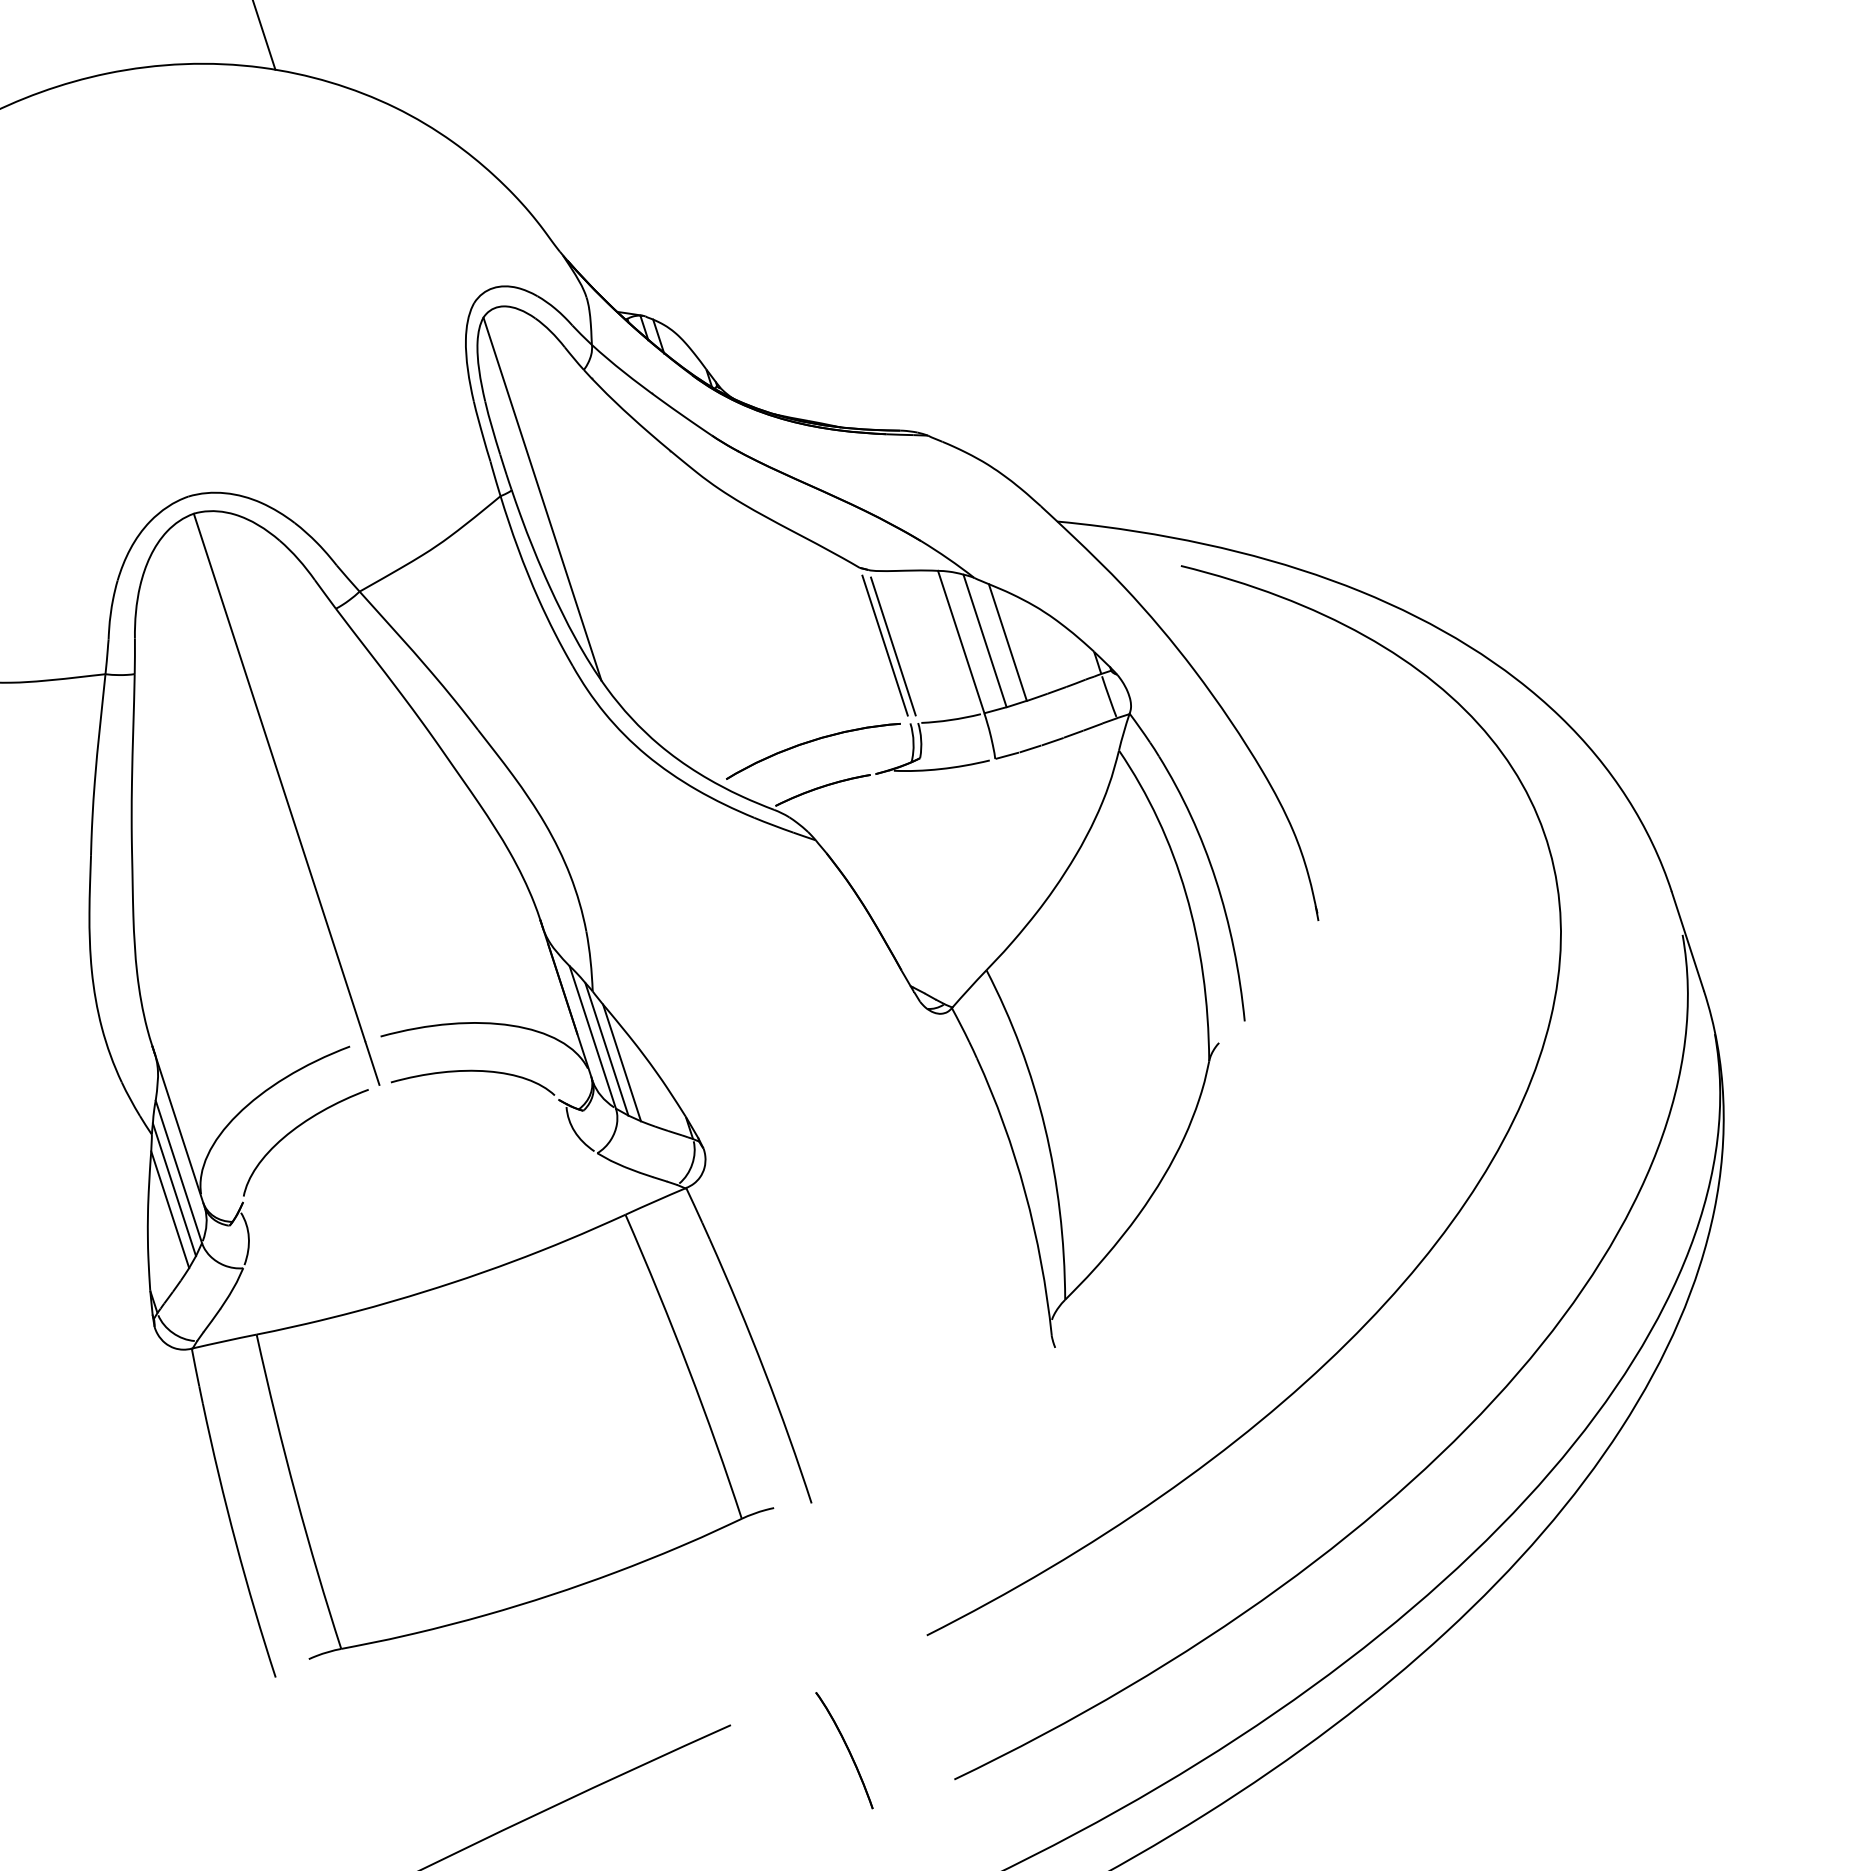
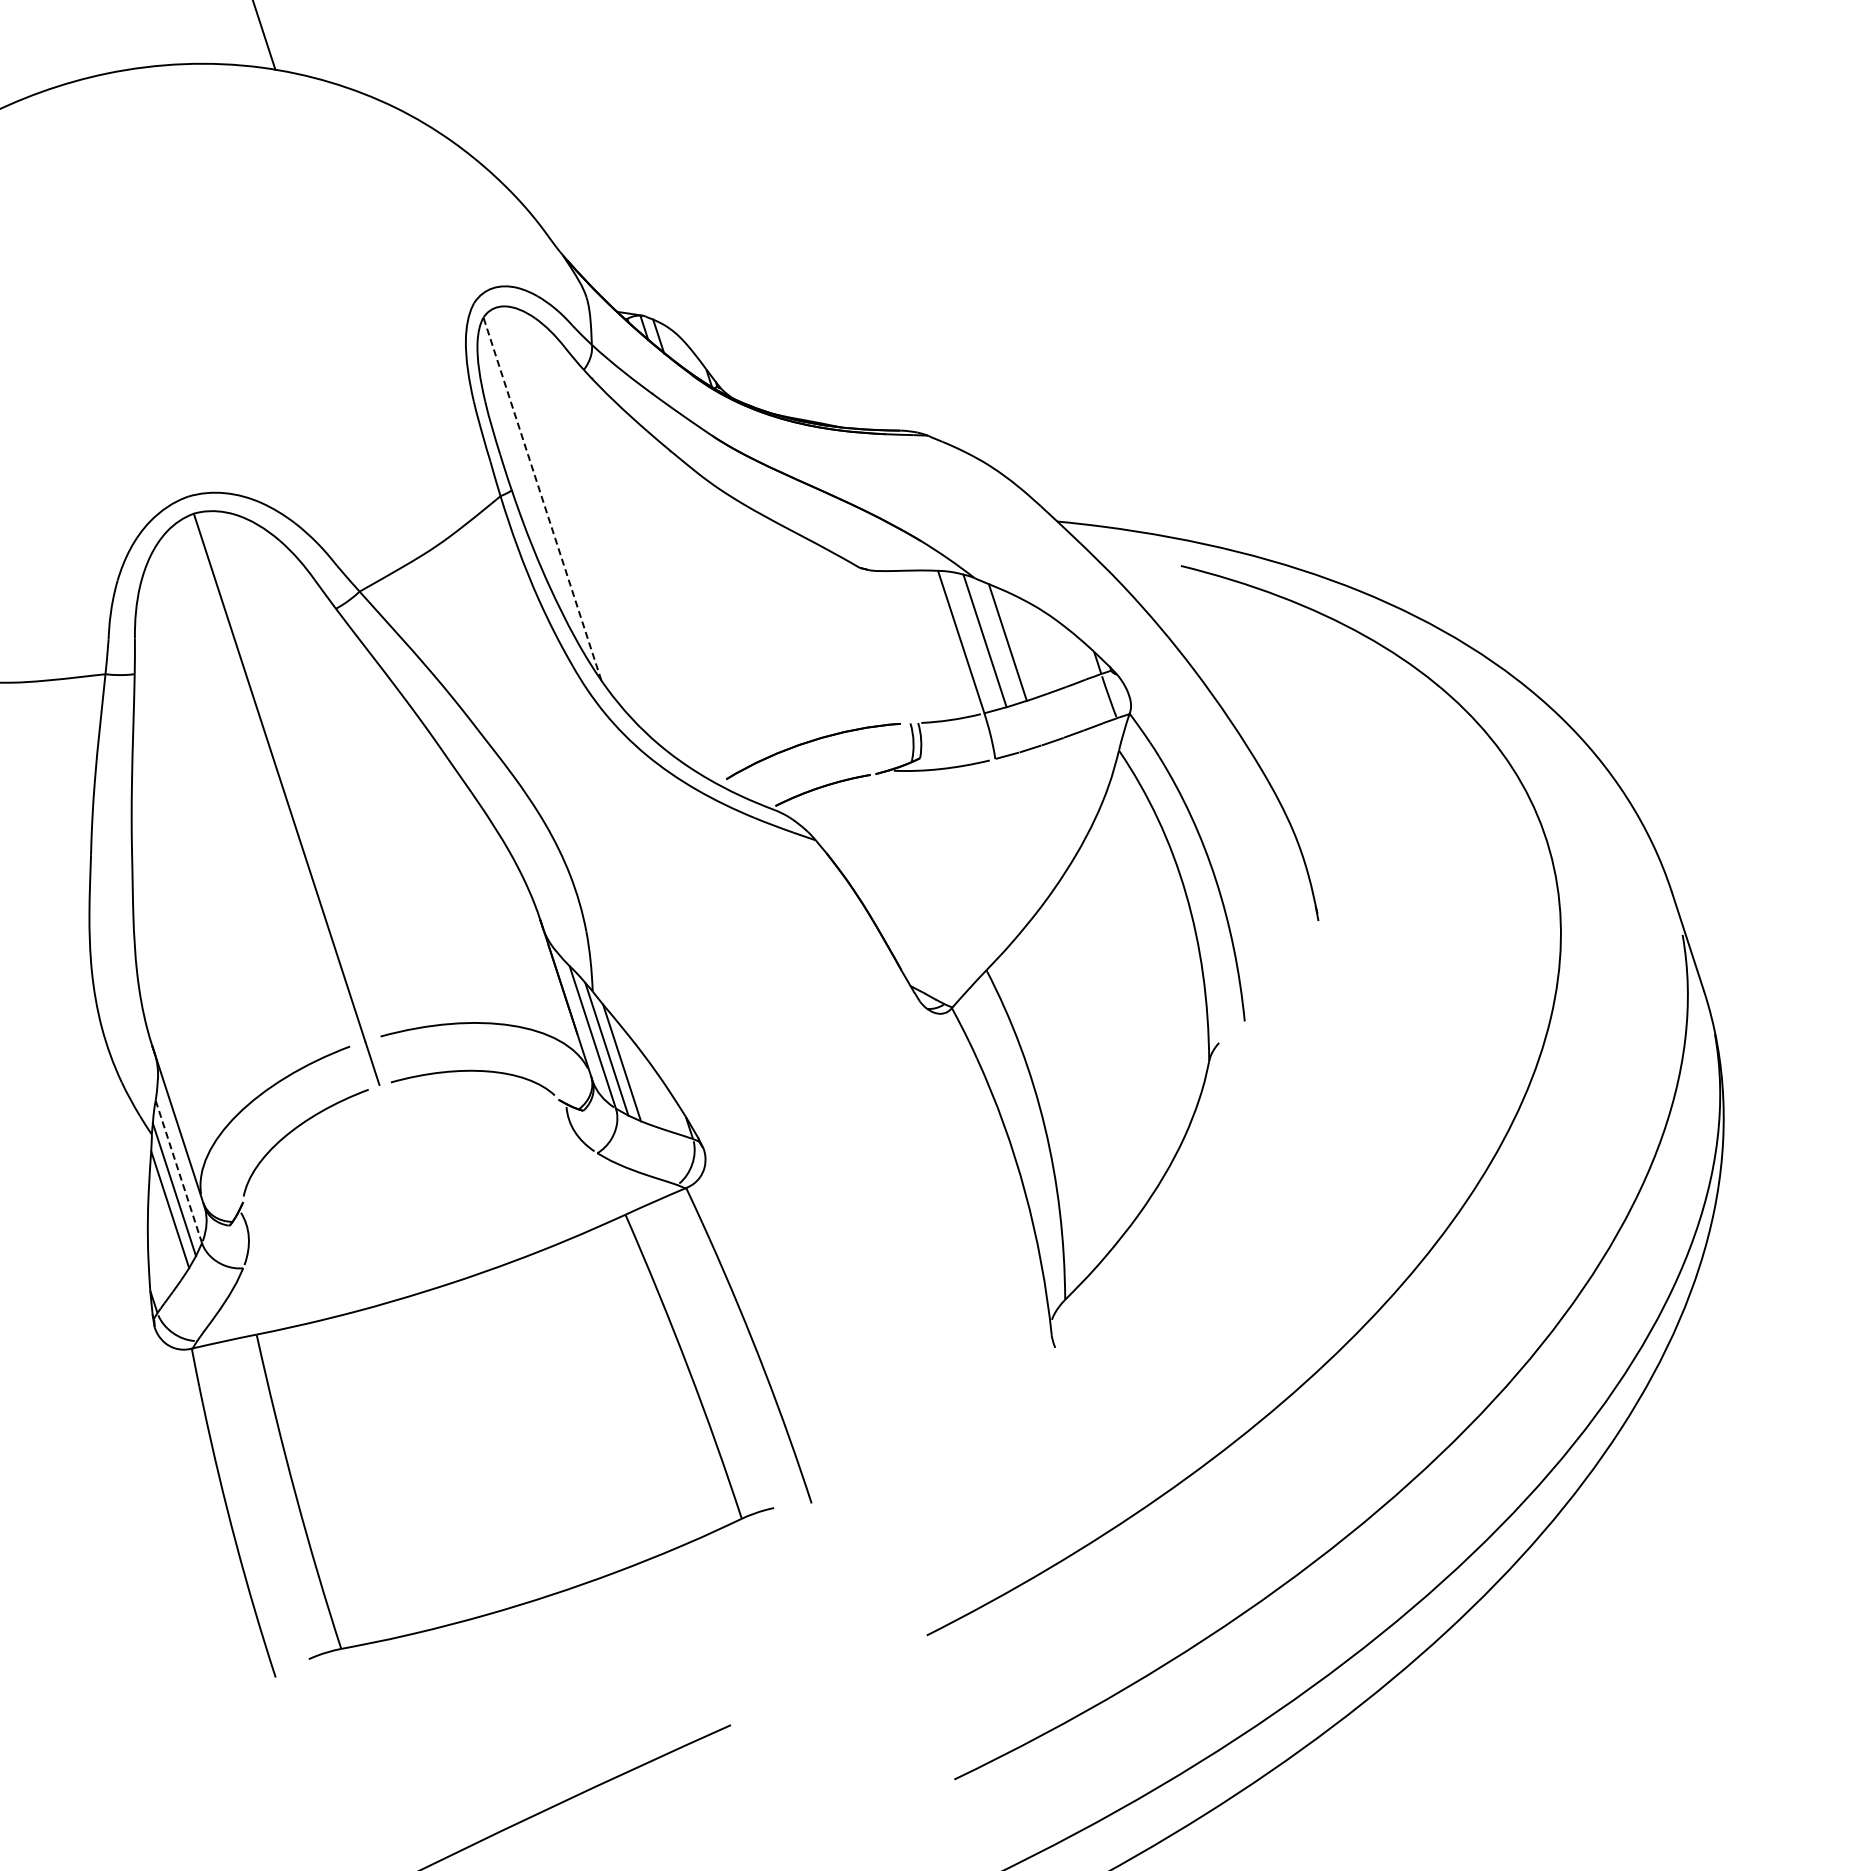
line: solid -> dashed (542, 499)
line: present -> none (884, 645)
line: present -> none (893, 646)
line: solid -> dashed (178, 1171)
part: present -> none (844, 1750)
